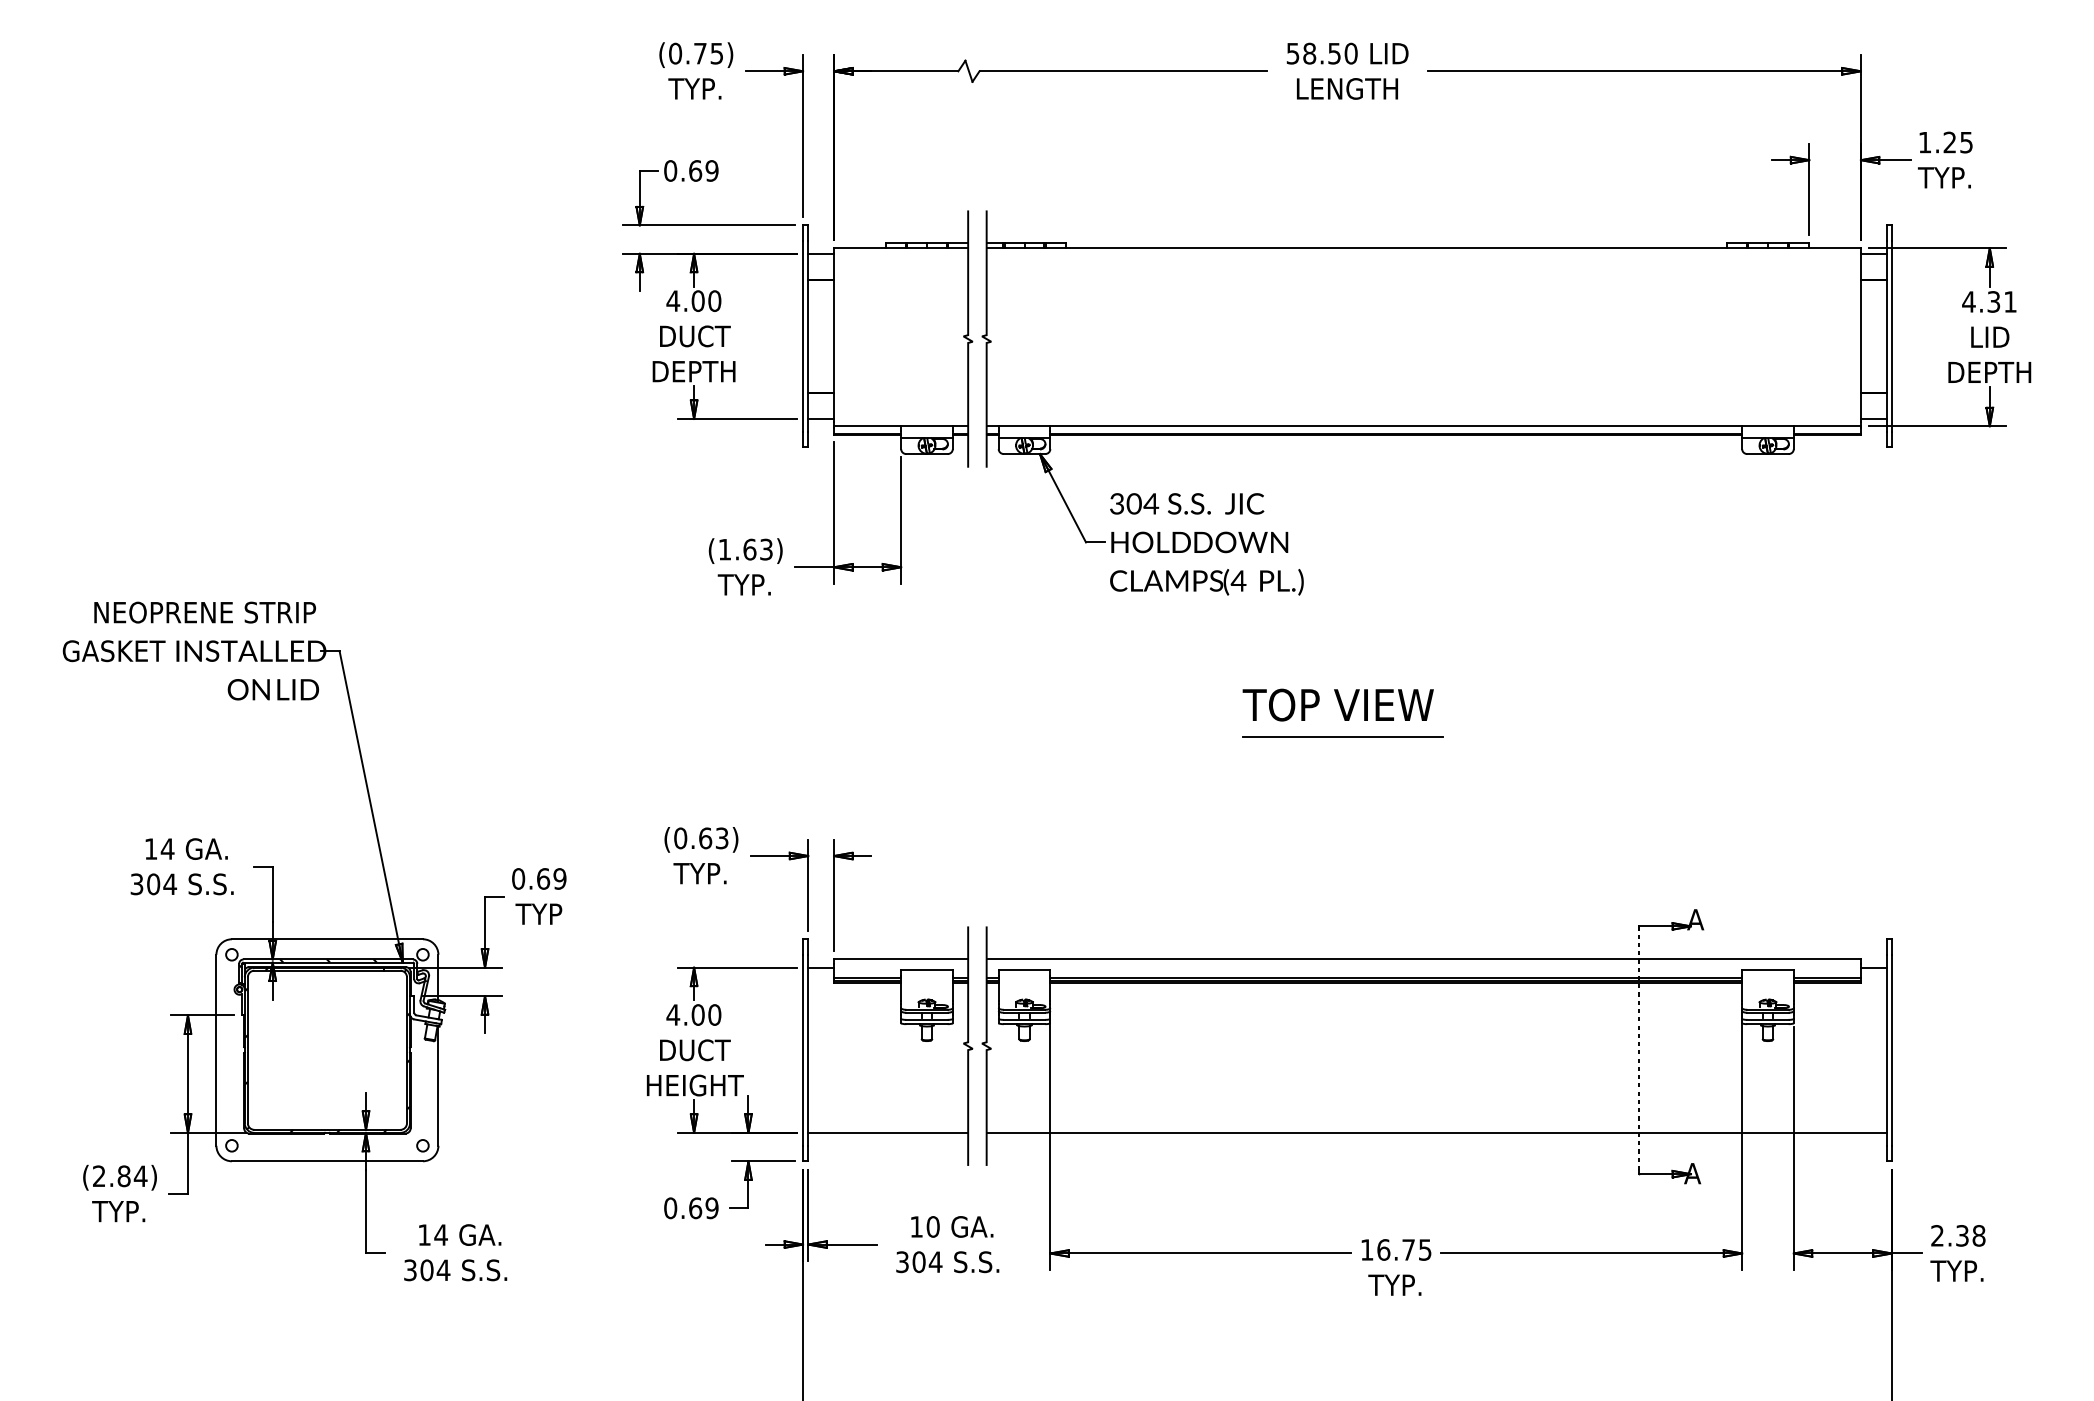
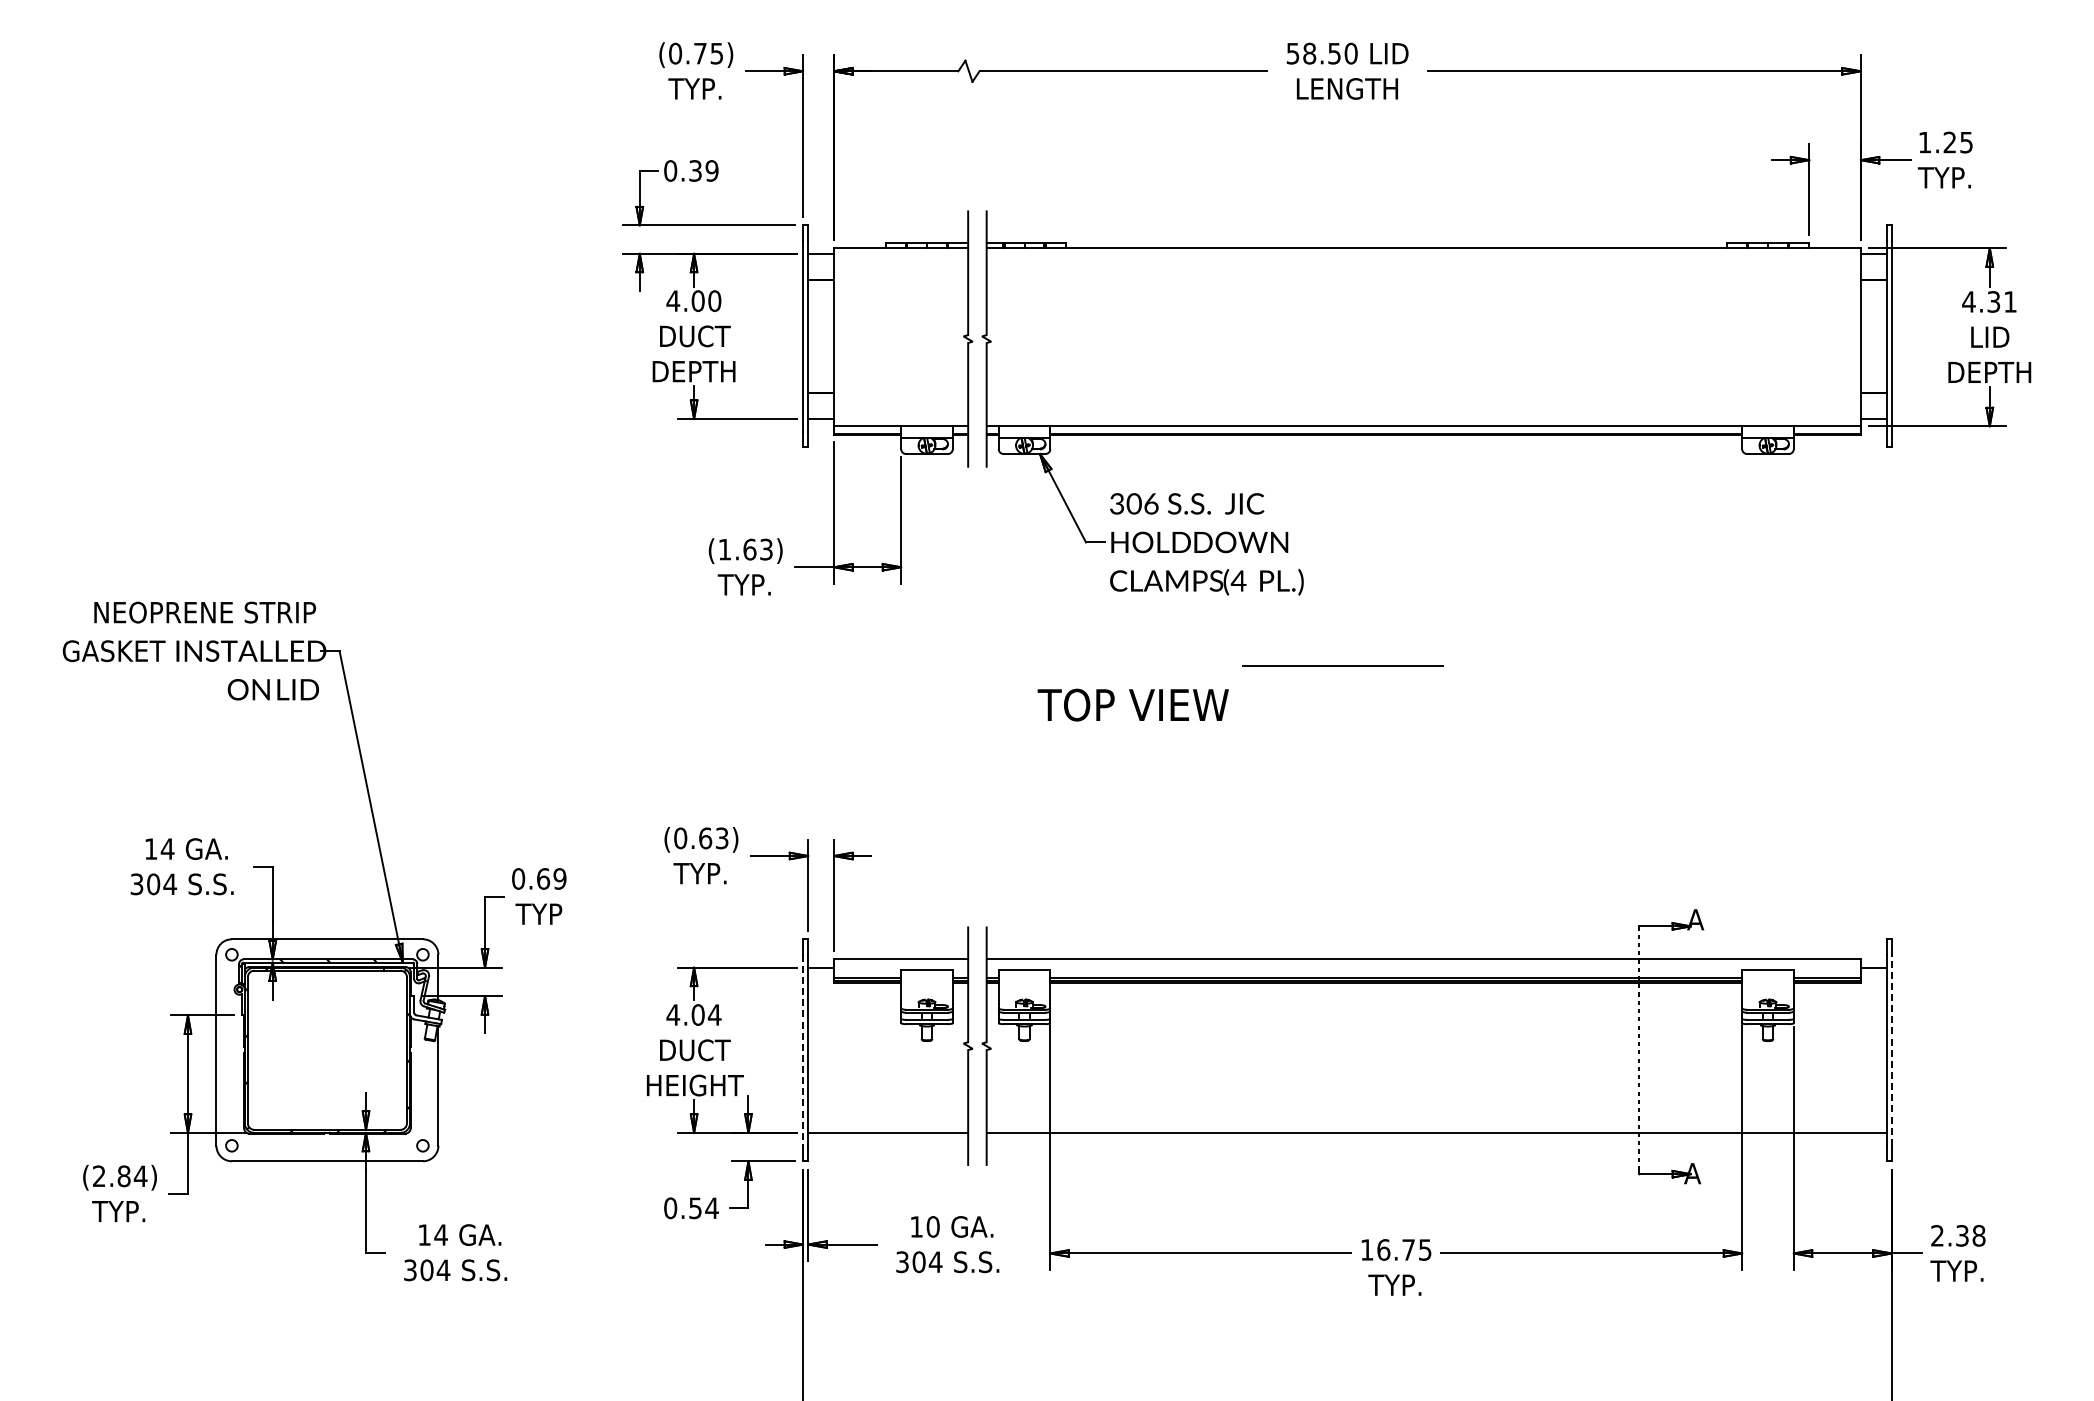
text: 0.69 -> 0.39 (695, 170)
text: 304 -> 306 (1151, 503)
text position: (1337, 704) -> (1132, 704) (1132, 704)
line position: (1342, 736) -> (1342, 665) (1342, 665)
text: 4.00 -> 4.04 (714, 1014)
line: solid -> dashed (803, 1050)
line: solid -> dashed (1891, 1050)
text: 0.69 -> 0.54 (703, 1208)
